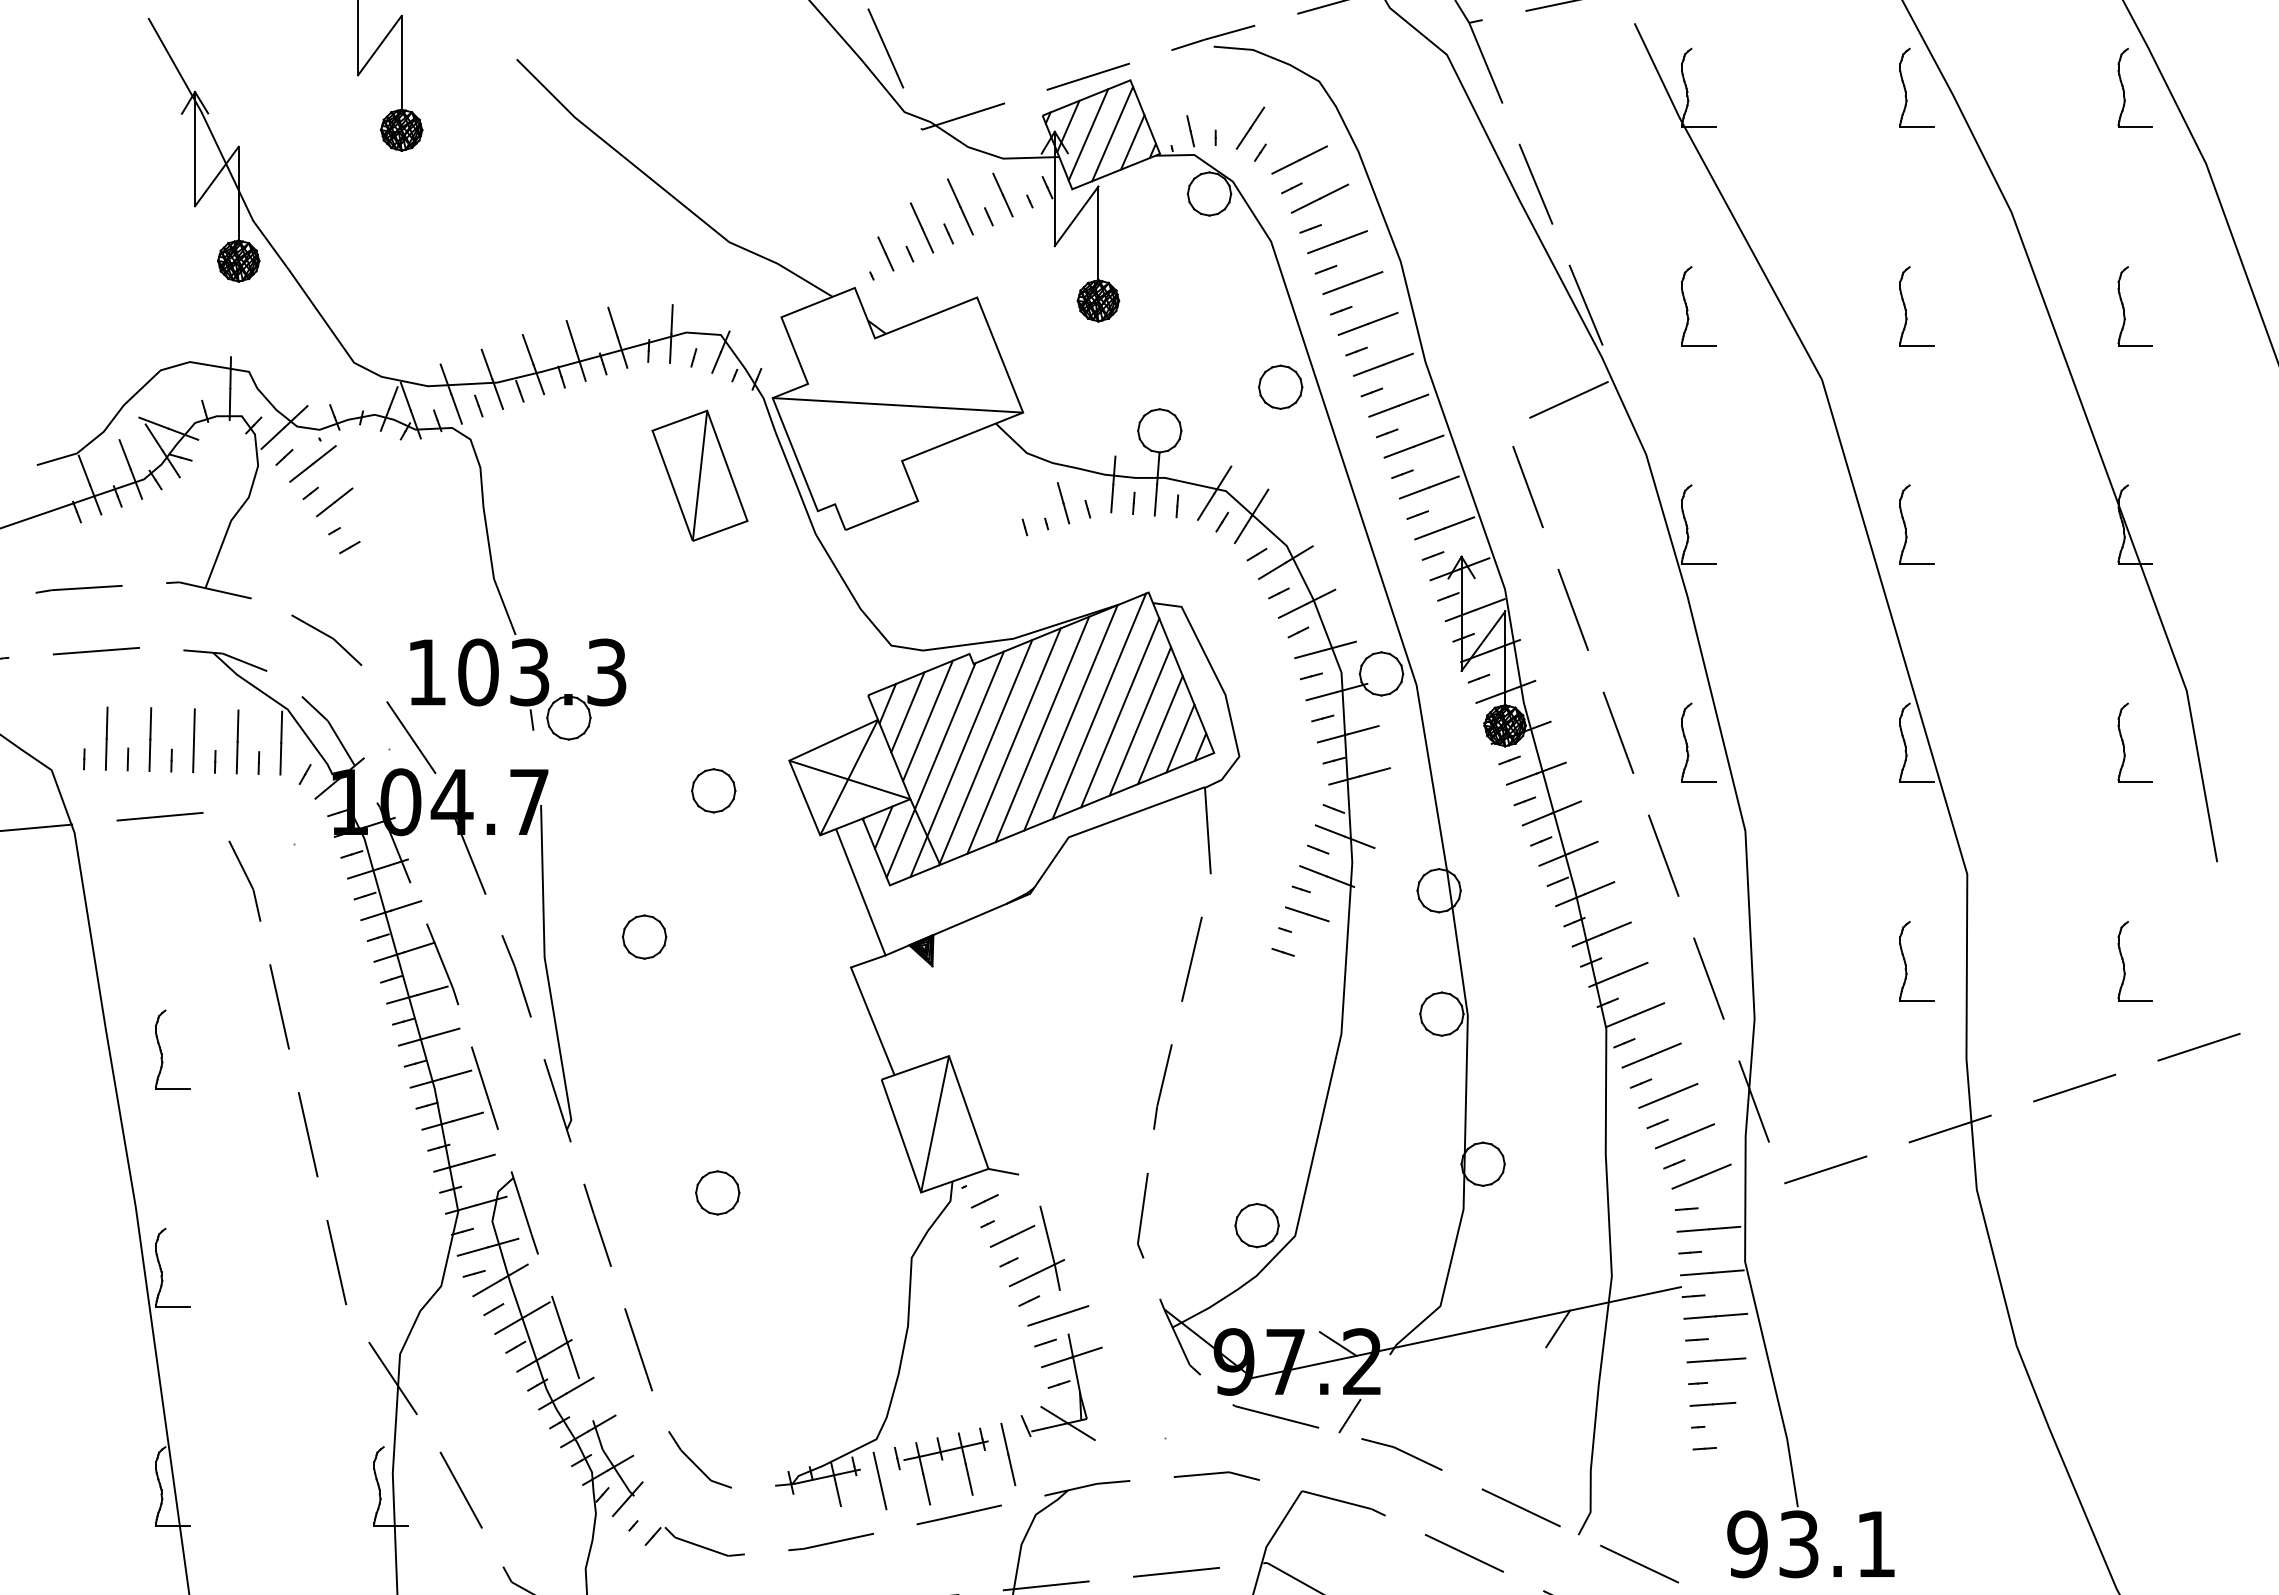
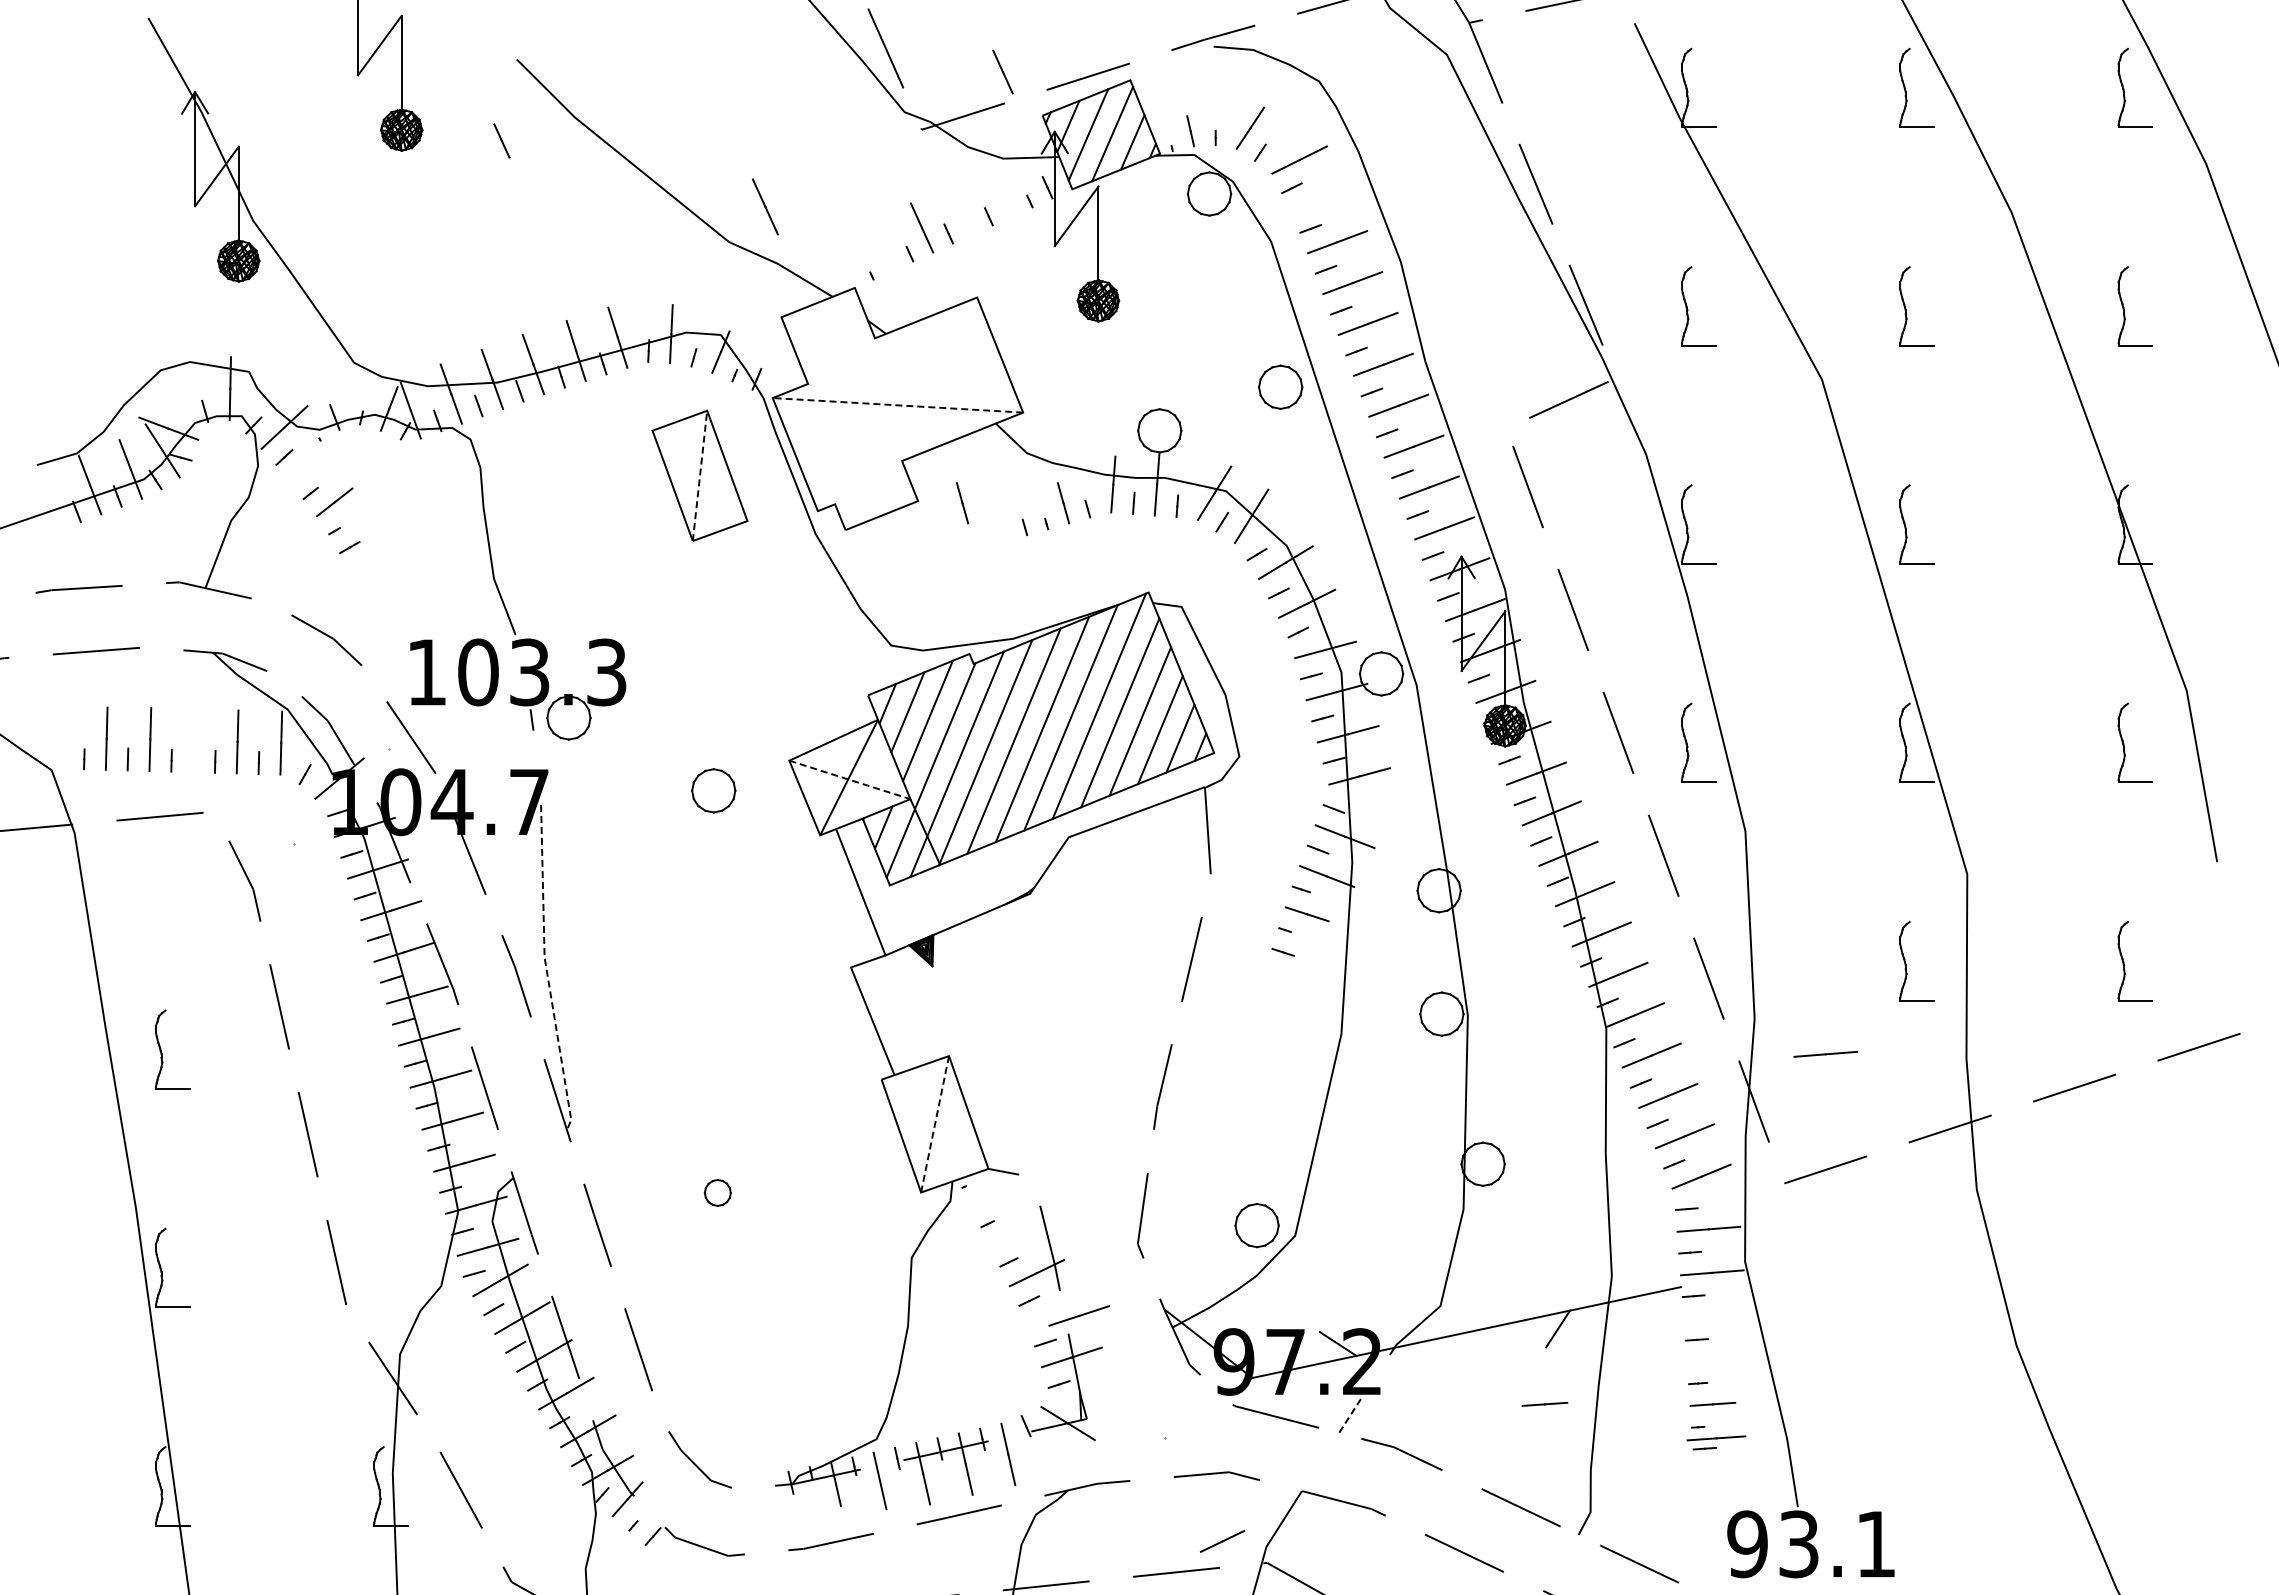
line position: (1002, 194) -> (1002, 71) (1002, 71)
line: present -> none (1319, 198)
line position: (960, 206) -> (765, 206) (765, 206)
line position: (885, 253) -> (501, 140) (501, 140)
line: solid -> dashed (897, 405)
line: present -> none (312, 463)
line: solid -> dashed (700, 475)
line: none -> present (962, 503)
line: present -> none (193, 740)
line: solid -> dashed (849, 779)
part: present -> none (644, 936)
line: solid -> dashed (546, 969)
line: solid -> dashed (935, 1124)
part size: 46x46 px -> 29x28 px (717, 1192)
line: present -> none (984, 1201)
line position: (1012, 1235) -> (1222, 1540) (1222, 1540)
line position: (1058, 1315) -> (1079, 1315) (1079, 1315)
line position: (1715, 1315) -> (1825, 1053) (1825, 1053)
line position: (1716, 1360) -> (1716, 1438) (1716, 1438)
line: none -> present (1544, 1403)
line: solid -> dashed (1350, 1415)
